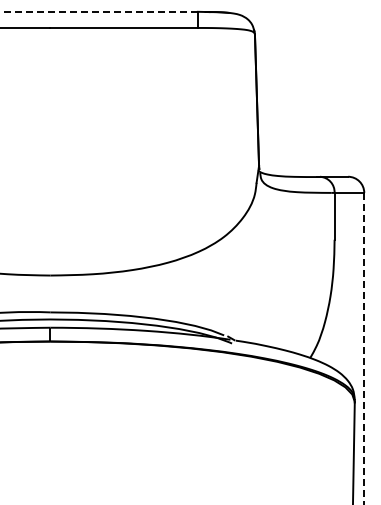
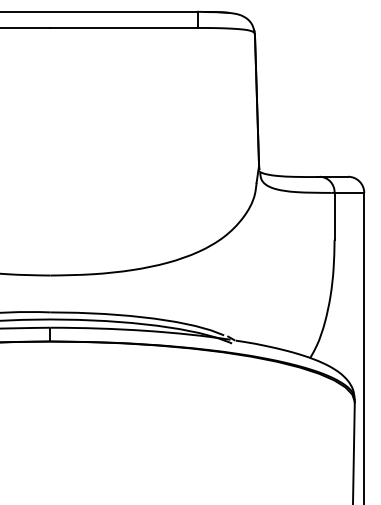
line: dashed -> solid (99, 11)
line: dashed -> solid (364, 348)
